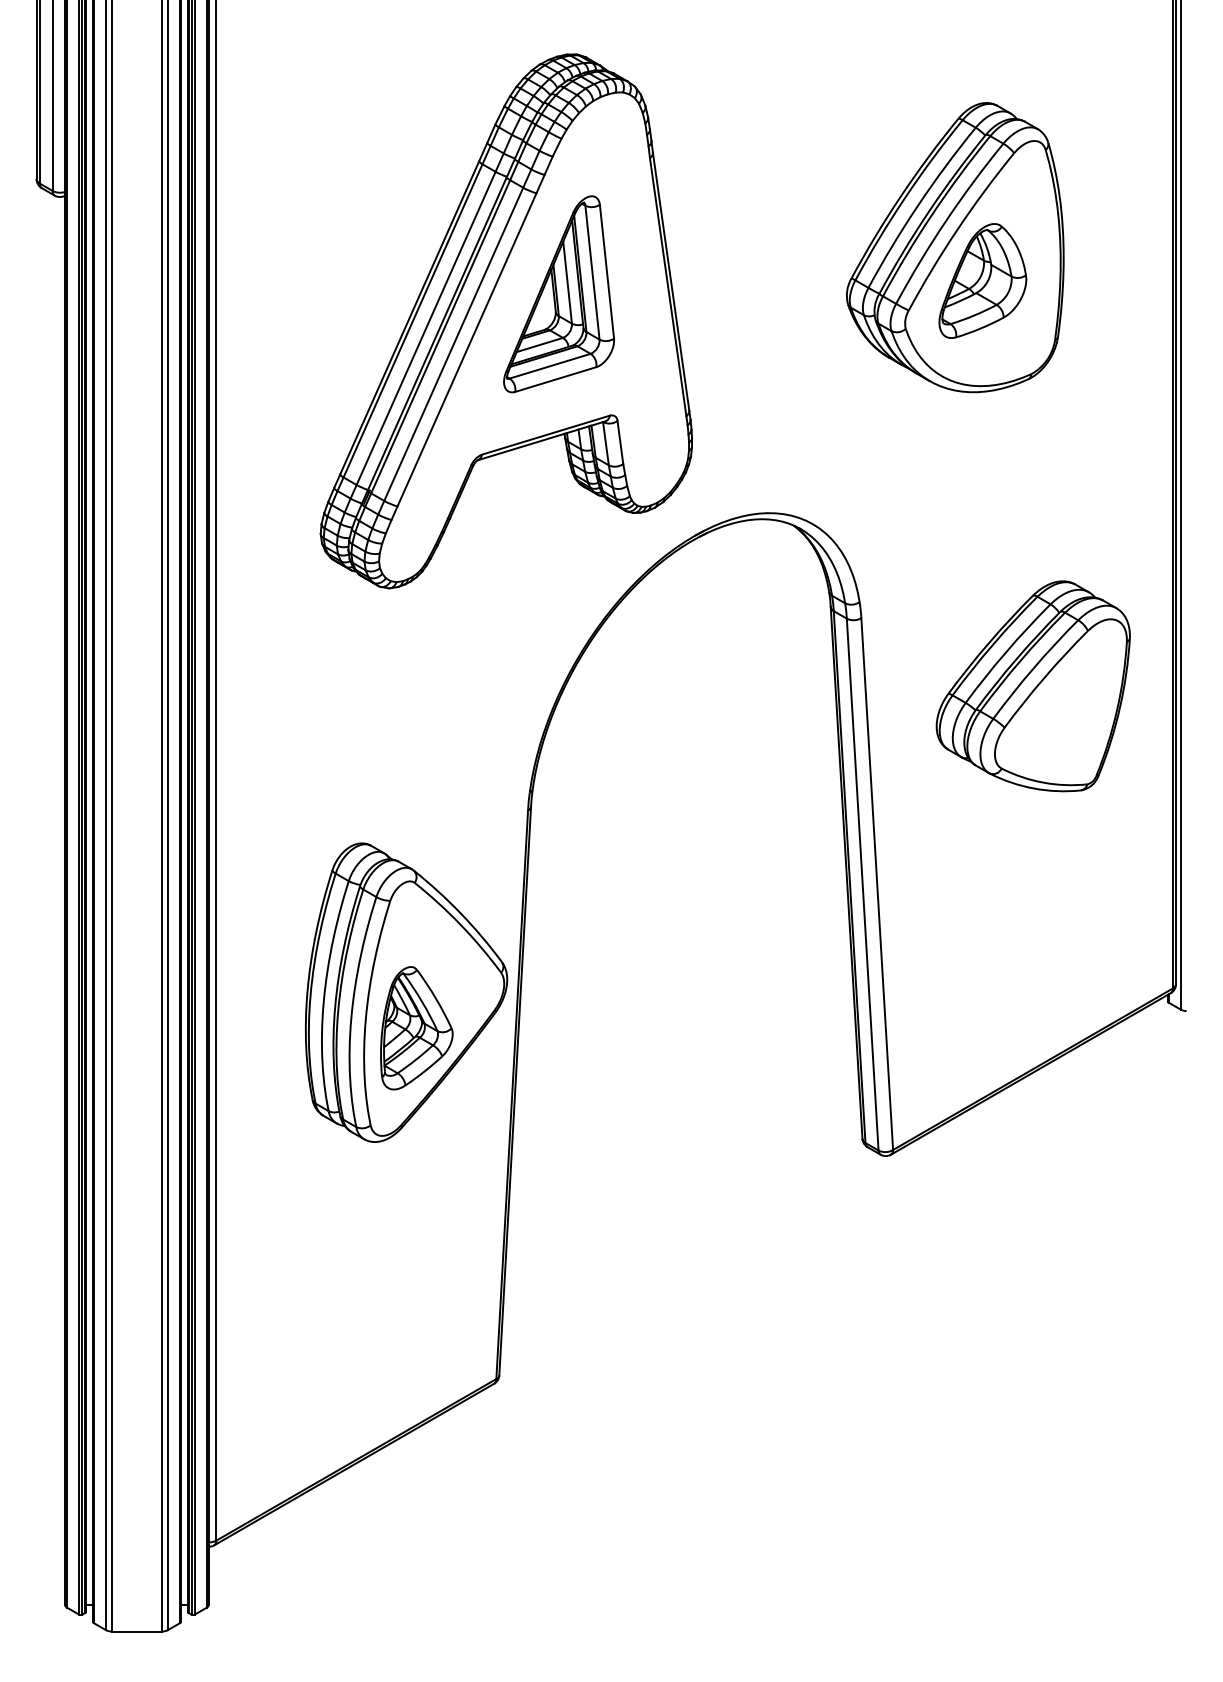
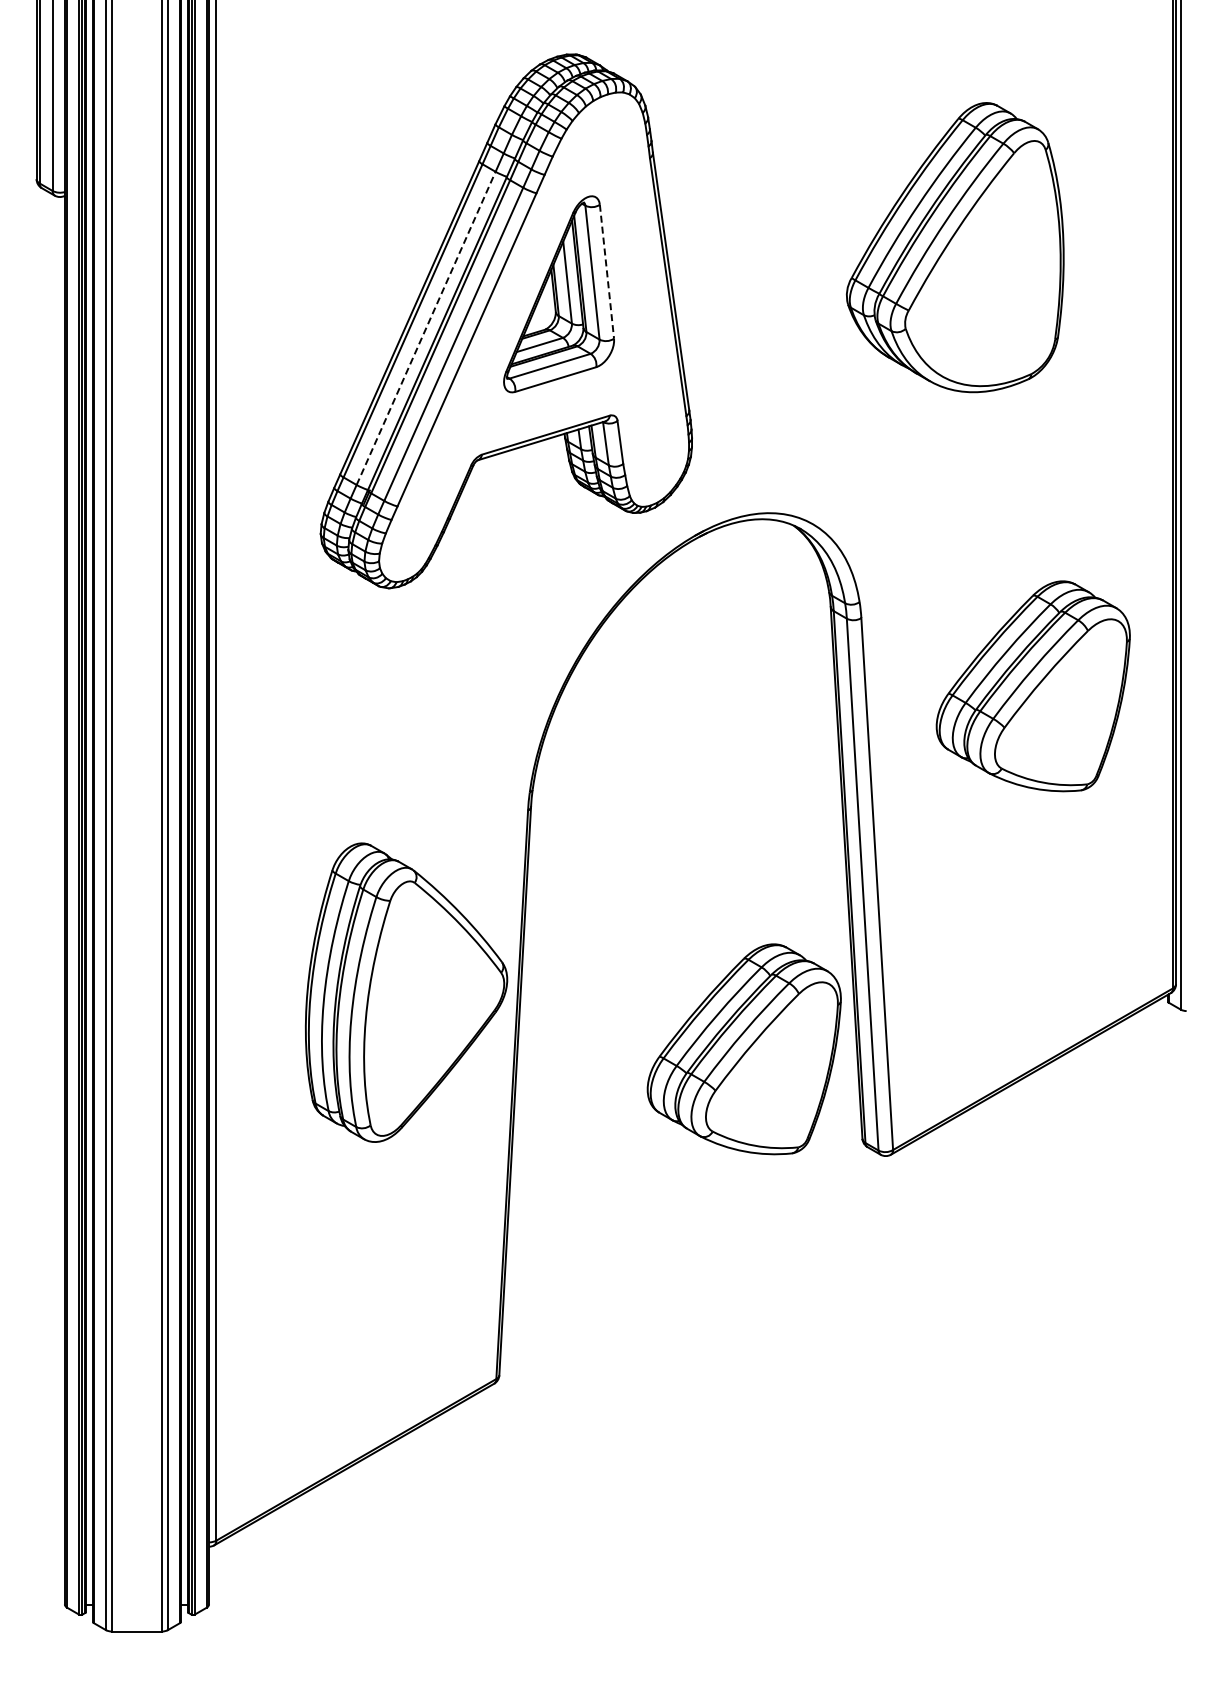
line: solid -> dashed (607, 272)
part: present -> none (982, 280)
line: solid -> dashed (426, 327)
part: present -> none (416, 1028)
part: none -> present (743, 1049)
